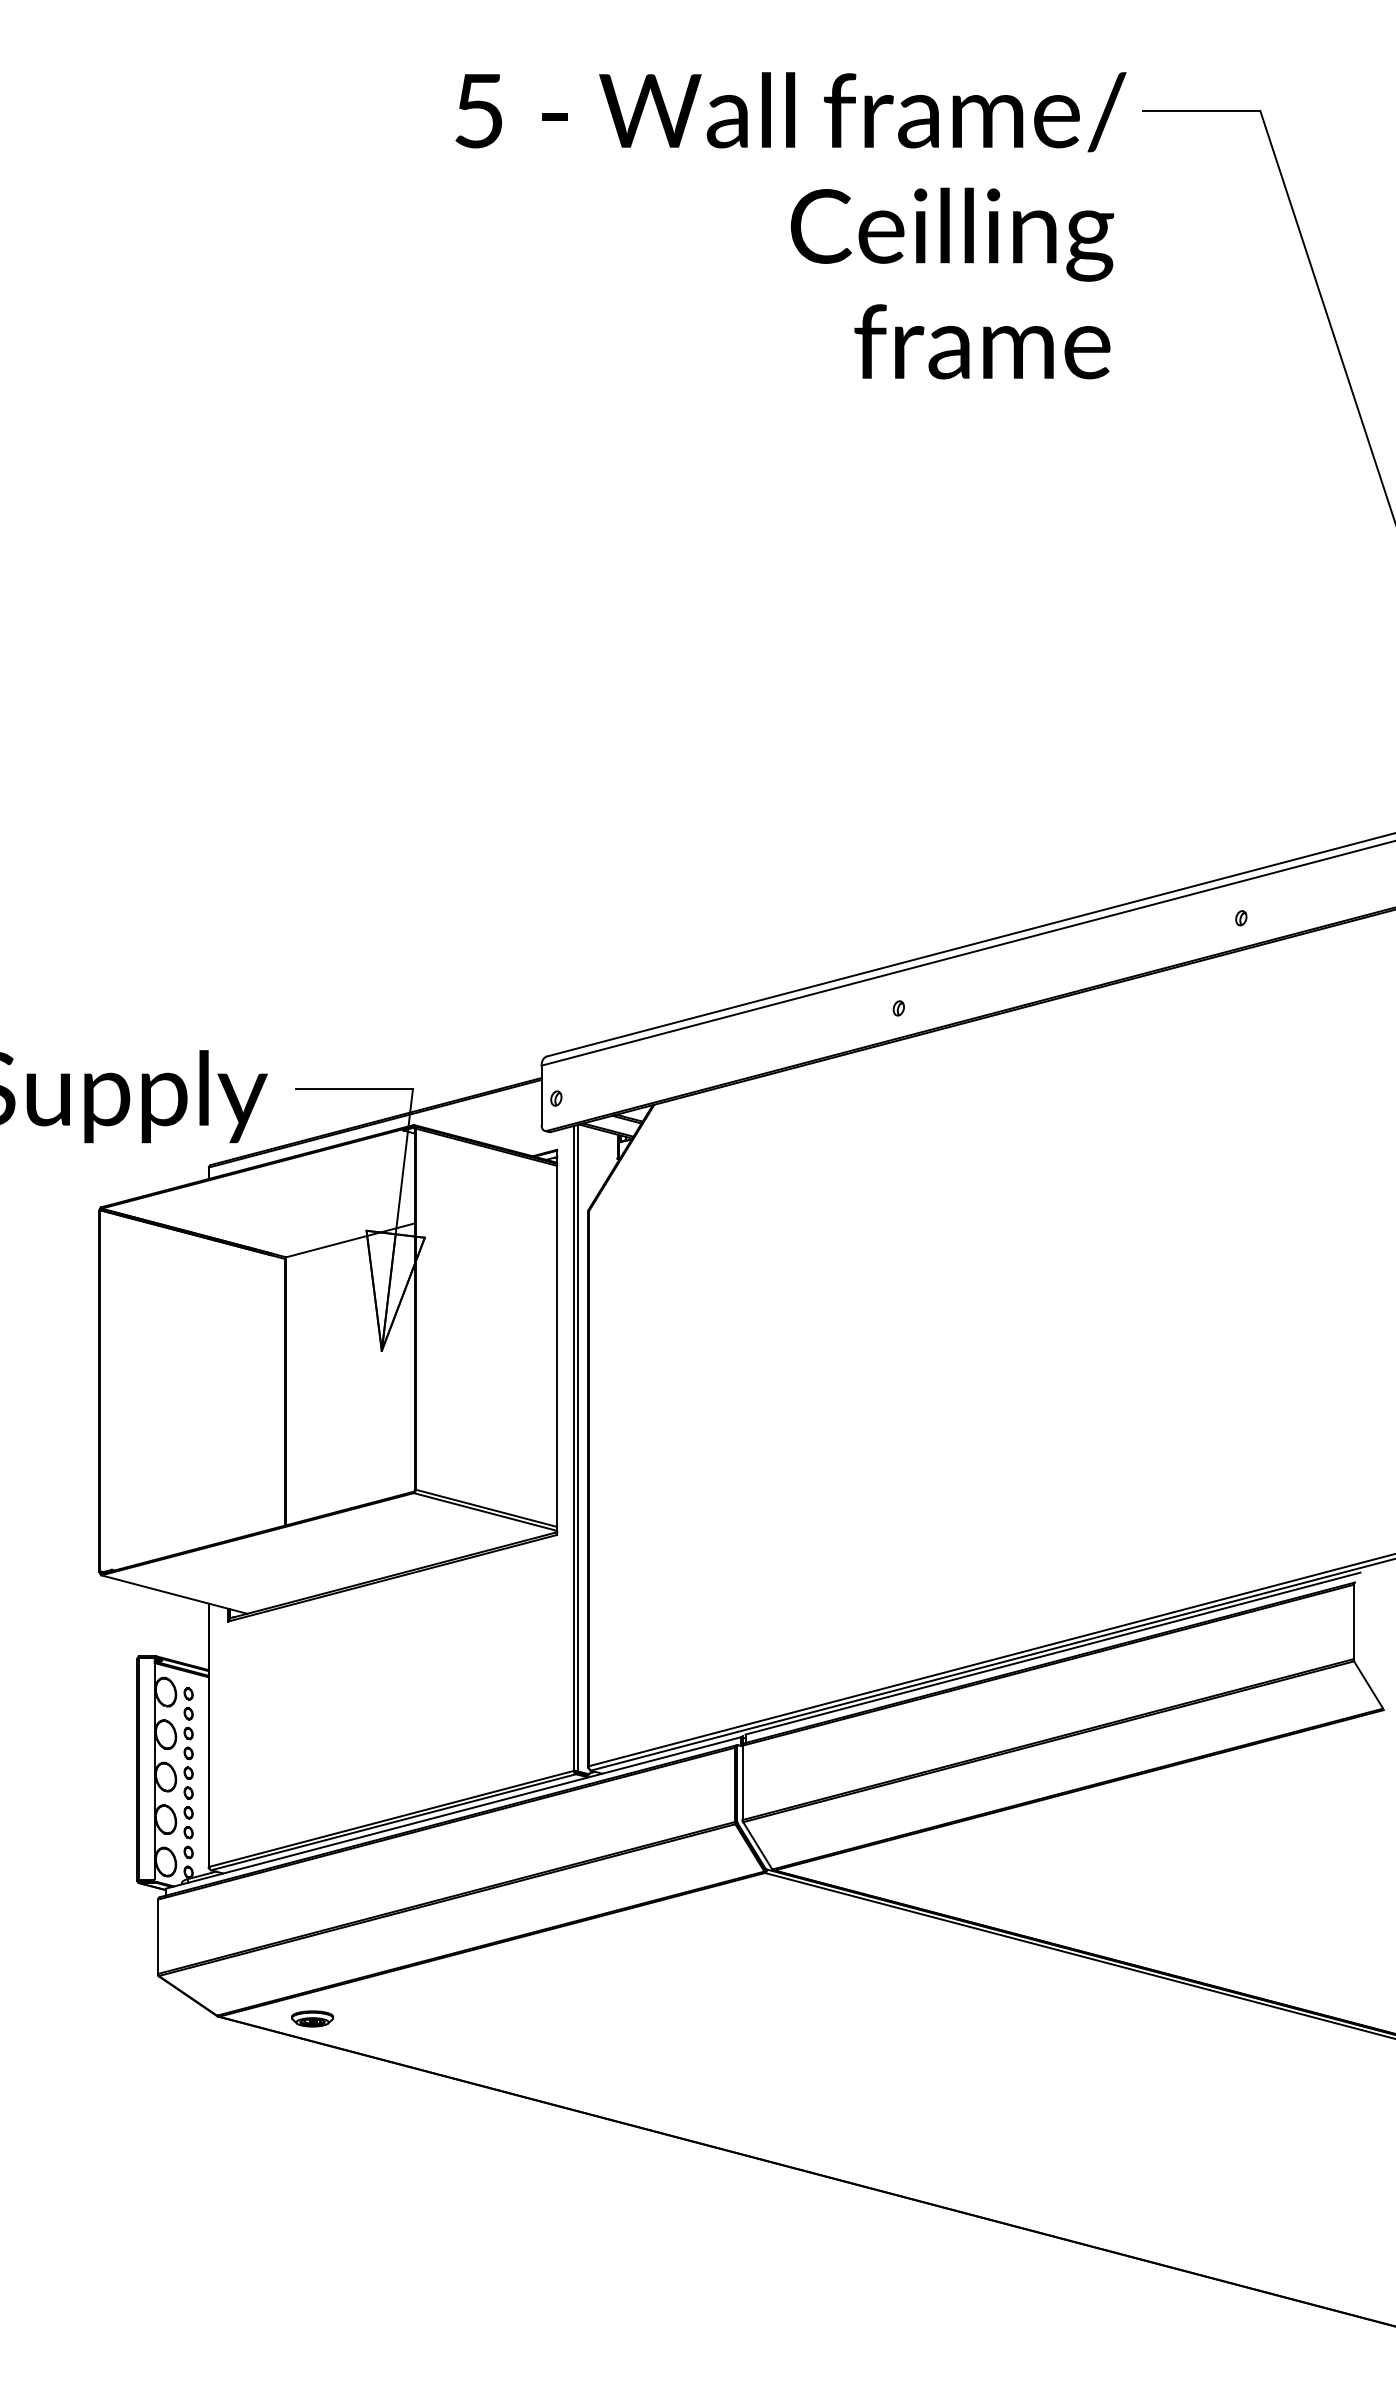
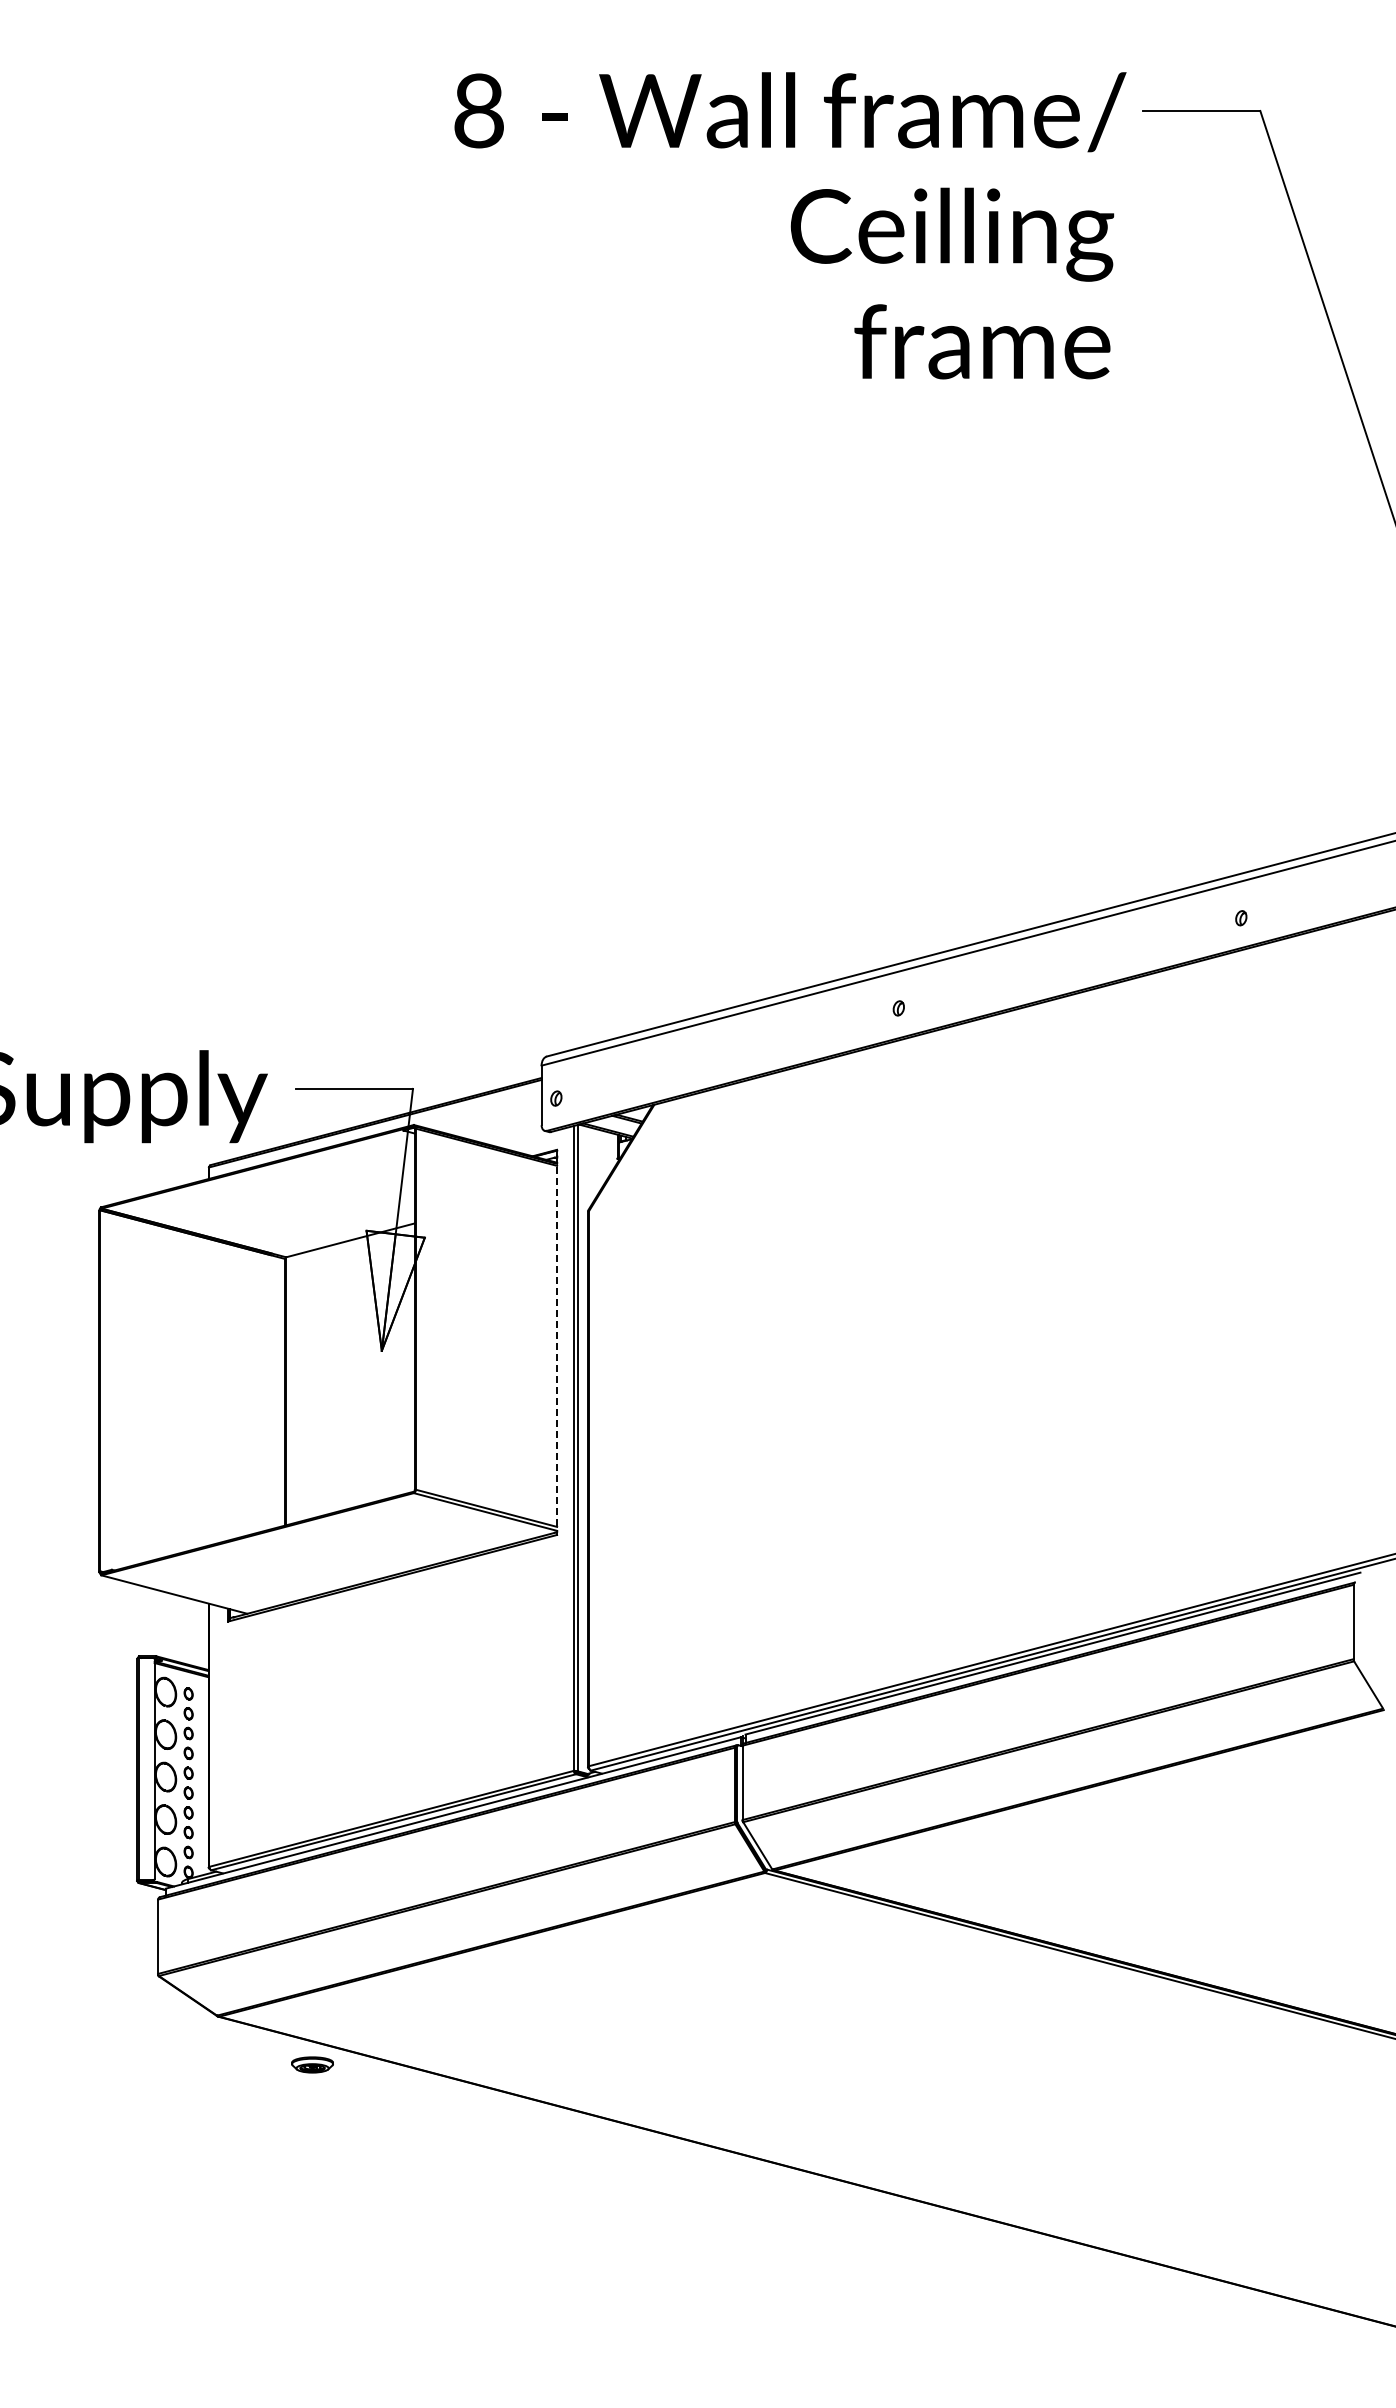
text: 5 -> 8 (478, 110)
line: solid -> dashed (557, 1344)
part position: (312, 2018) -> (312, 2064) (312, 2064)
